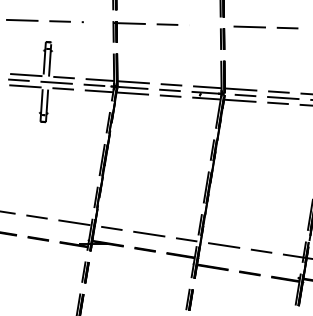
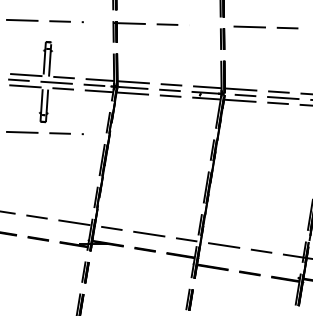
line: none -> present (49, 133)
